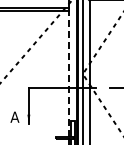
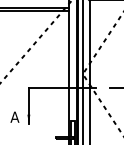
line: dashed -> solid (69, 73)
